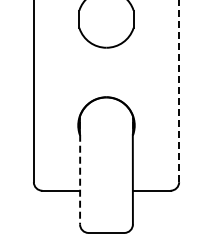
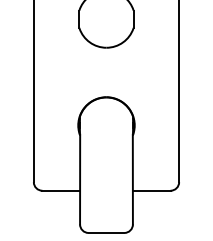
line: dashed -> solid (179, 91)
line: dashed -> solid (80, 179)
